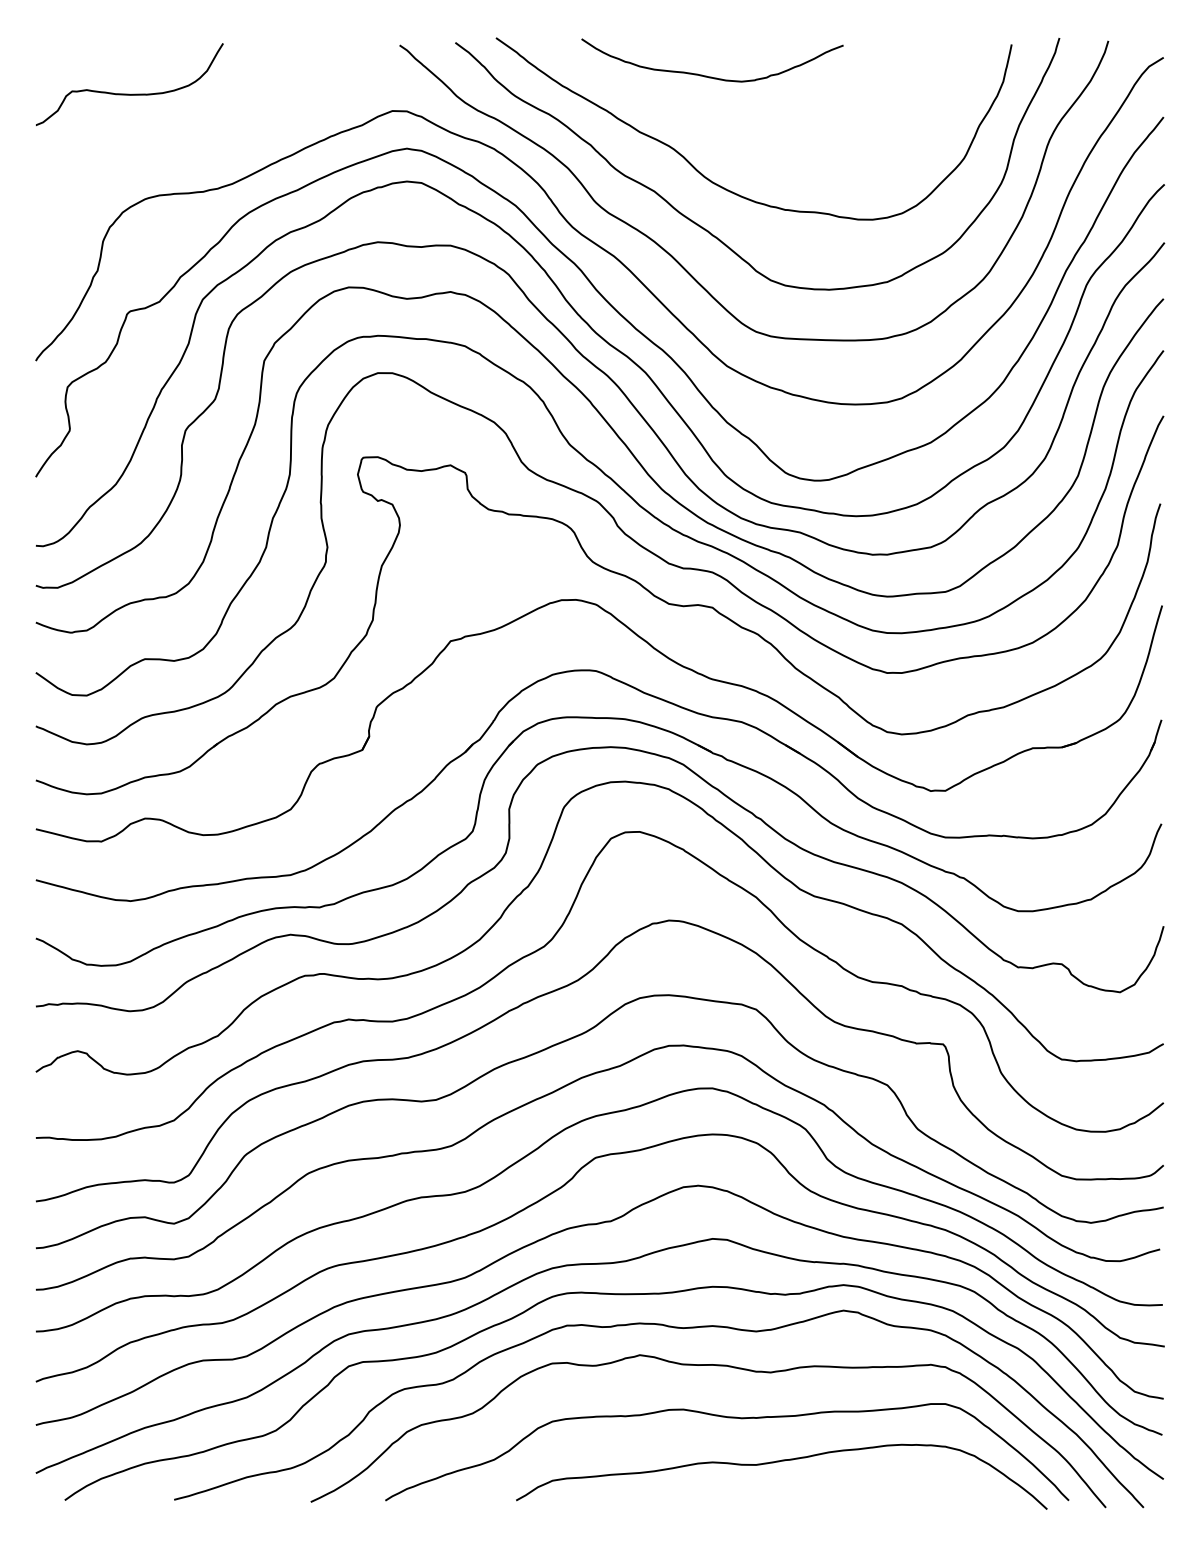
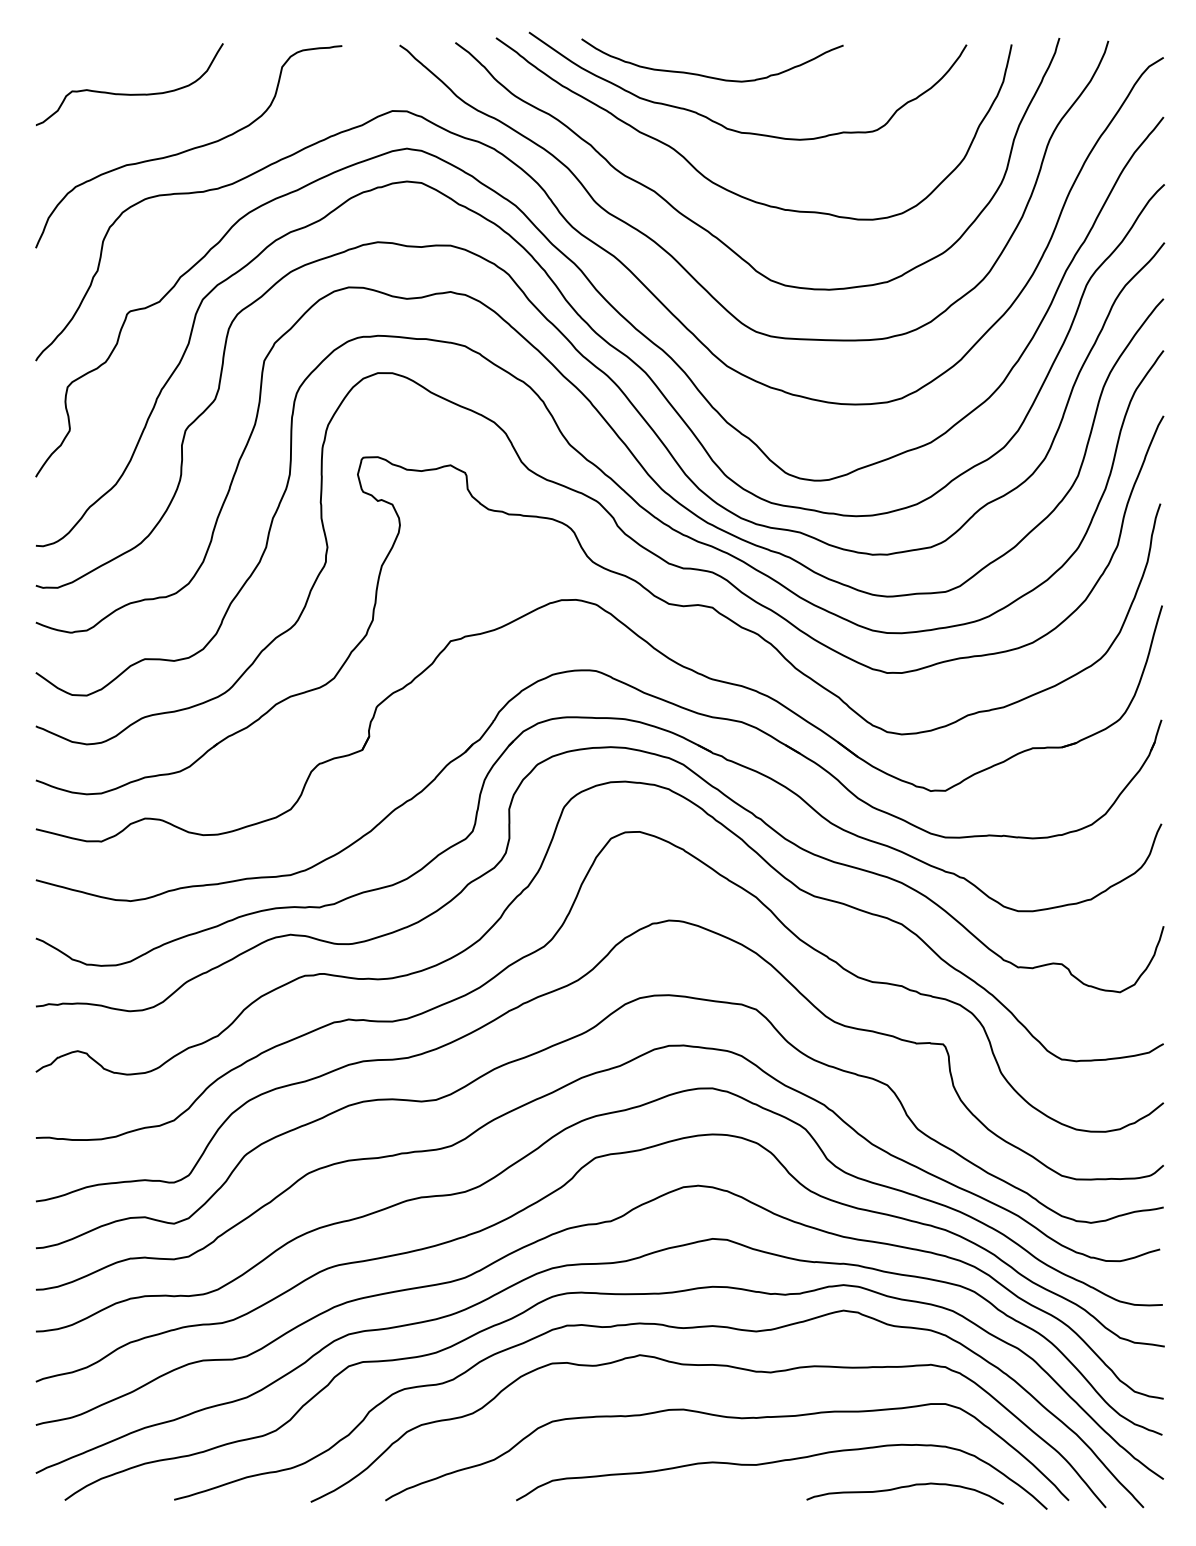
curve: none -> present (734, 129)
curve: none -> present (190, 148)
curve: none -> present (901, 1488)
